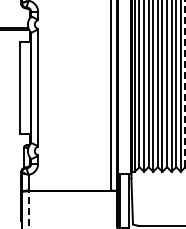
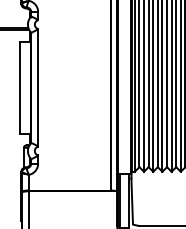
line: dashed -> solid (185, 83)
line: dashed -> solid (28, 210)
